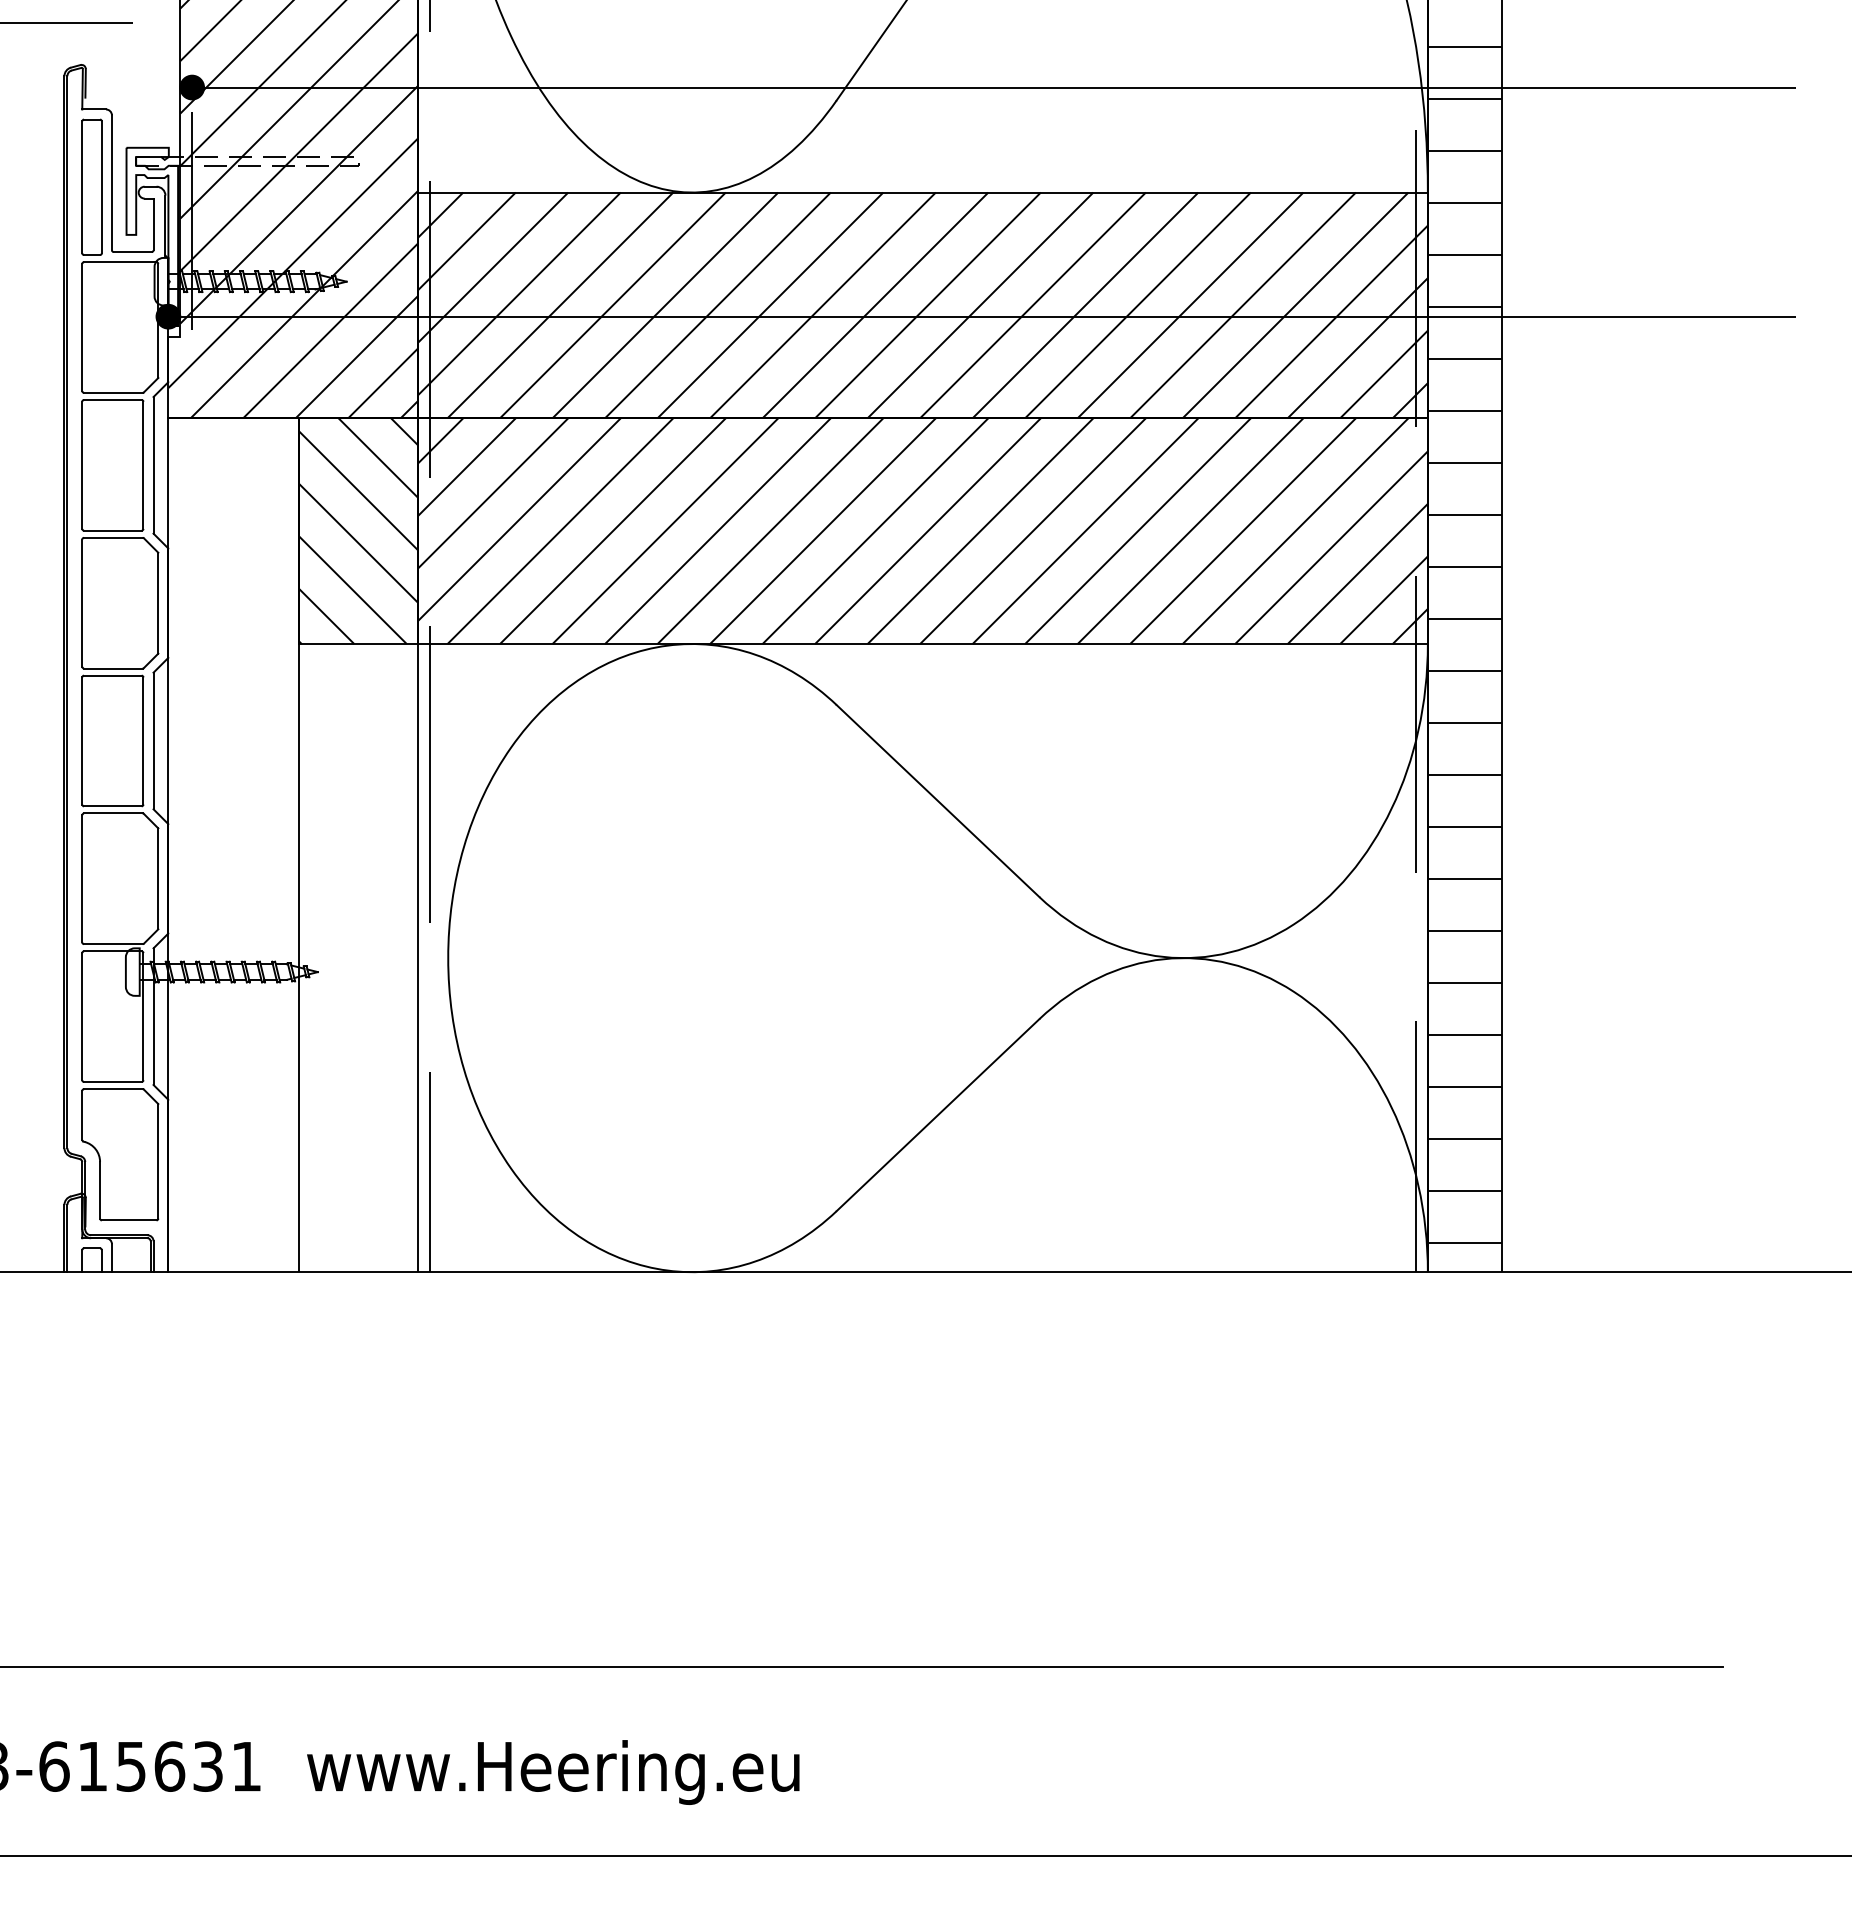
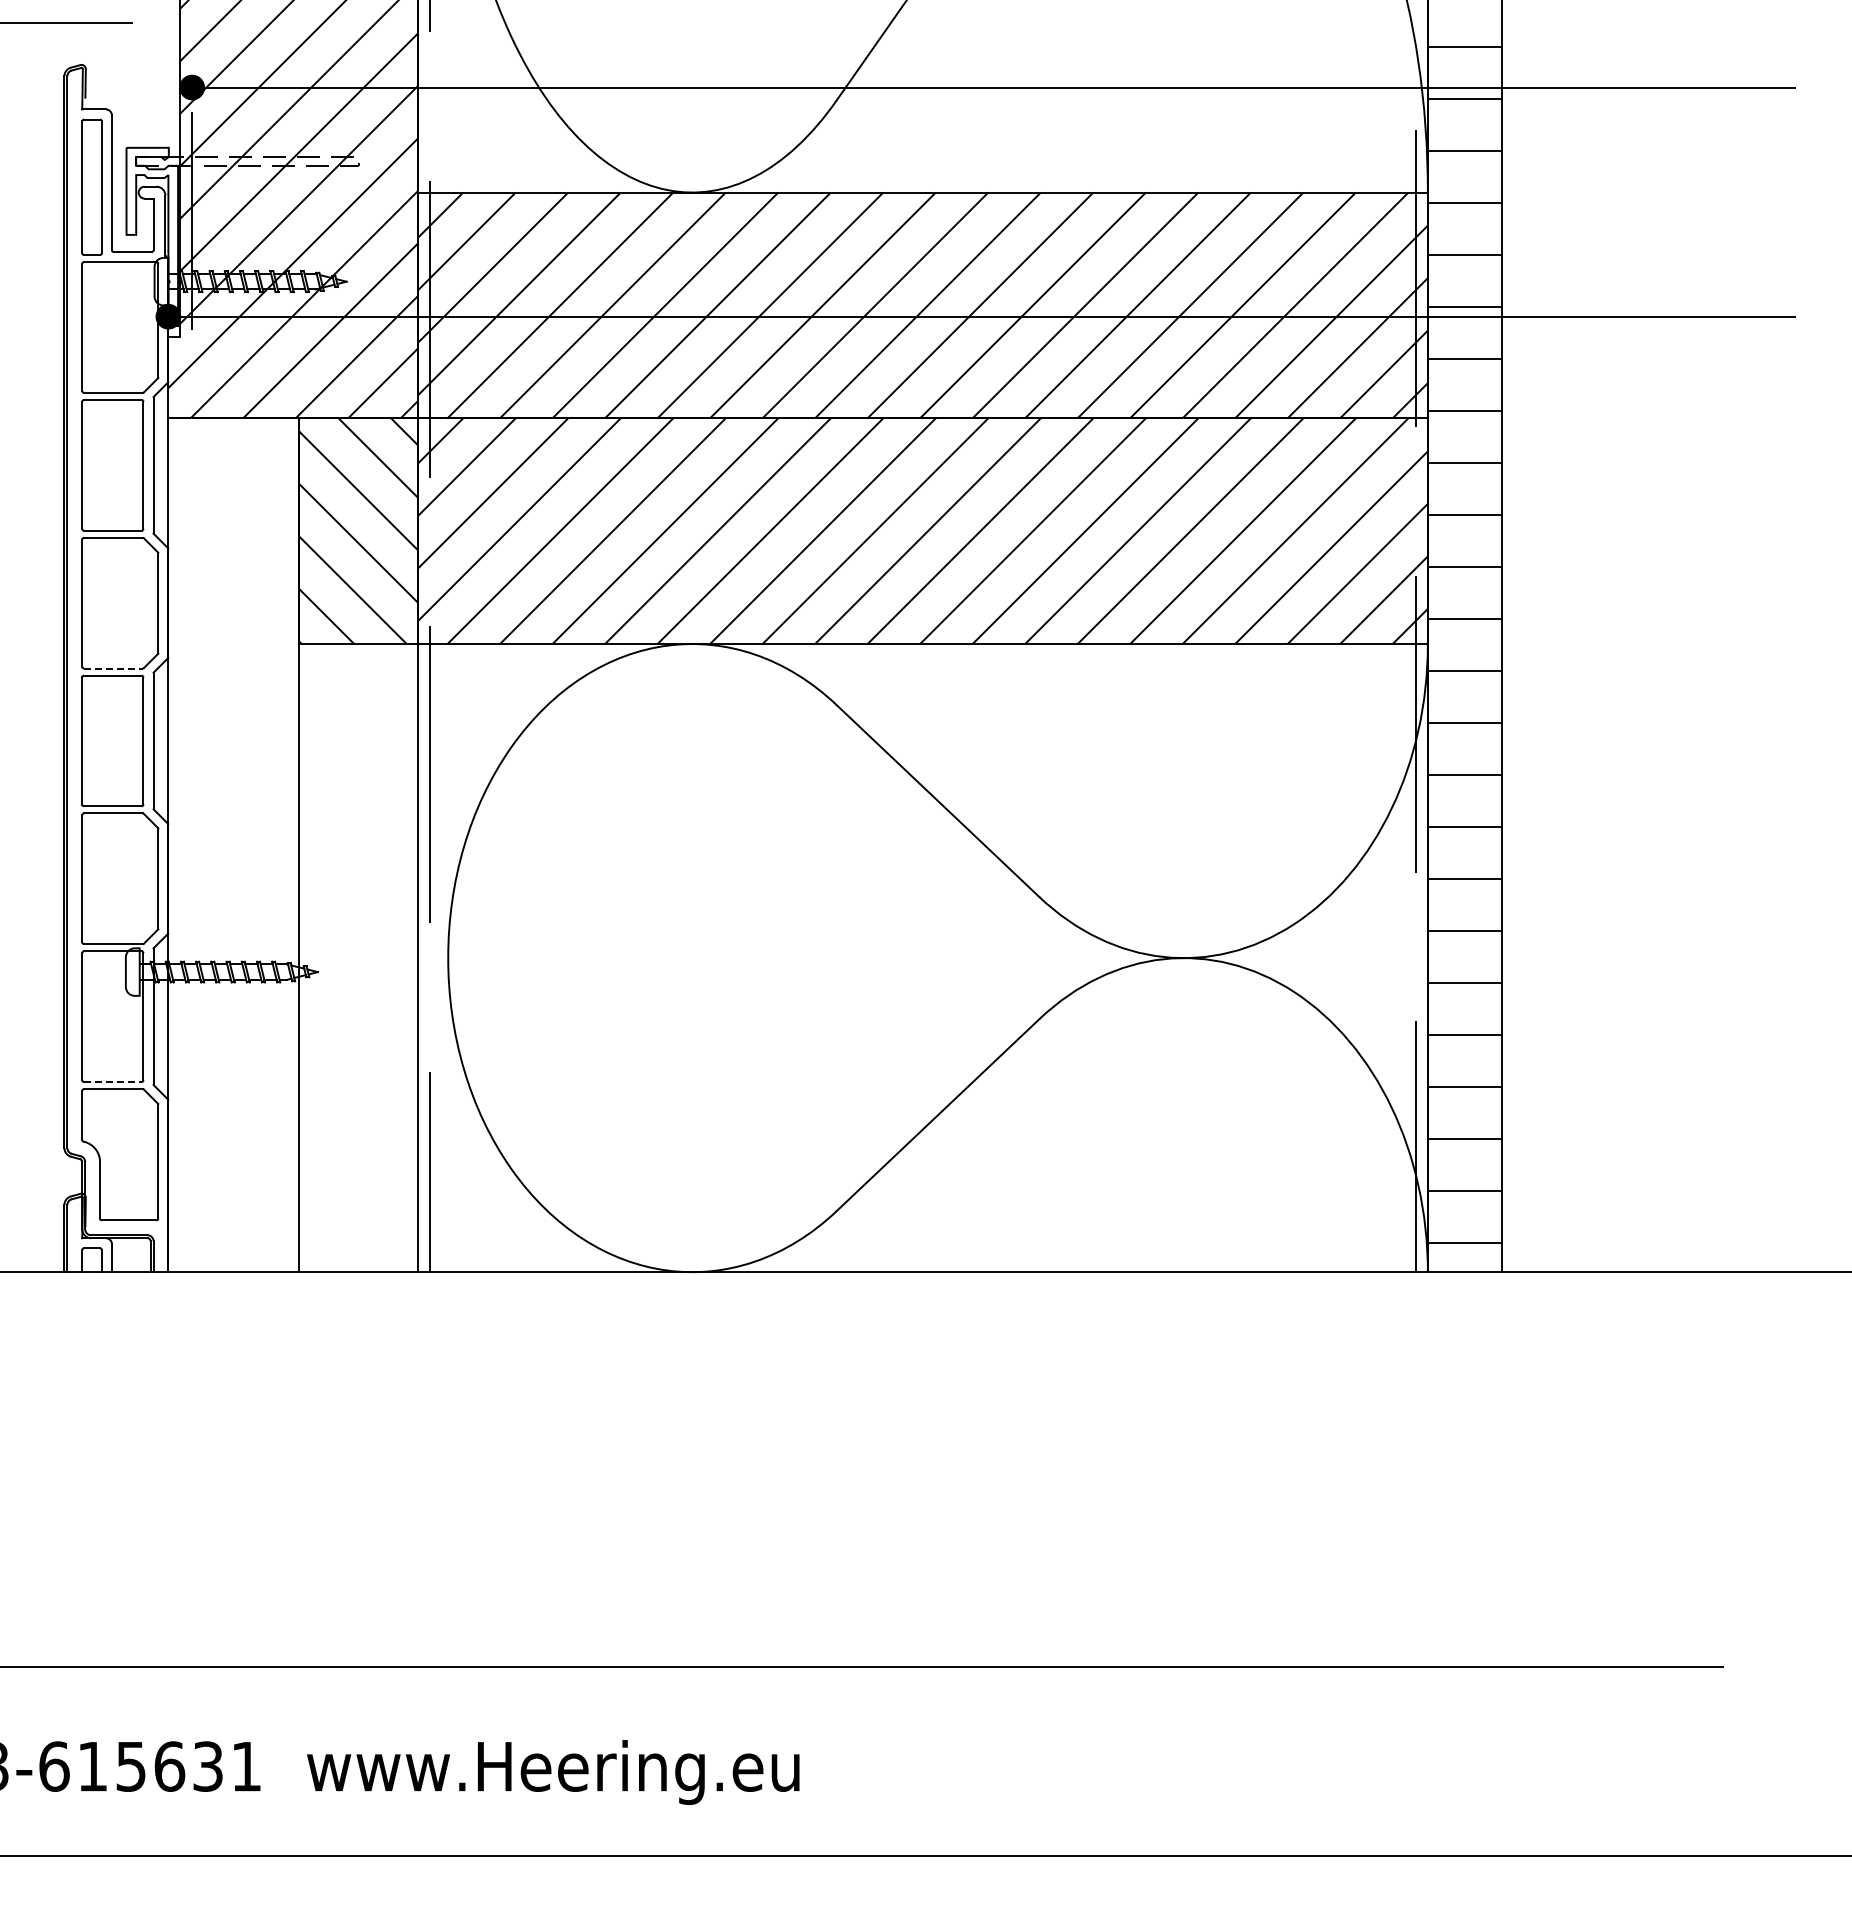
line: solid -> dashed (113, 668)
line: solid -> dashed (112, 1082)
